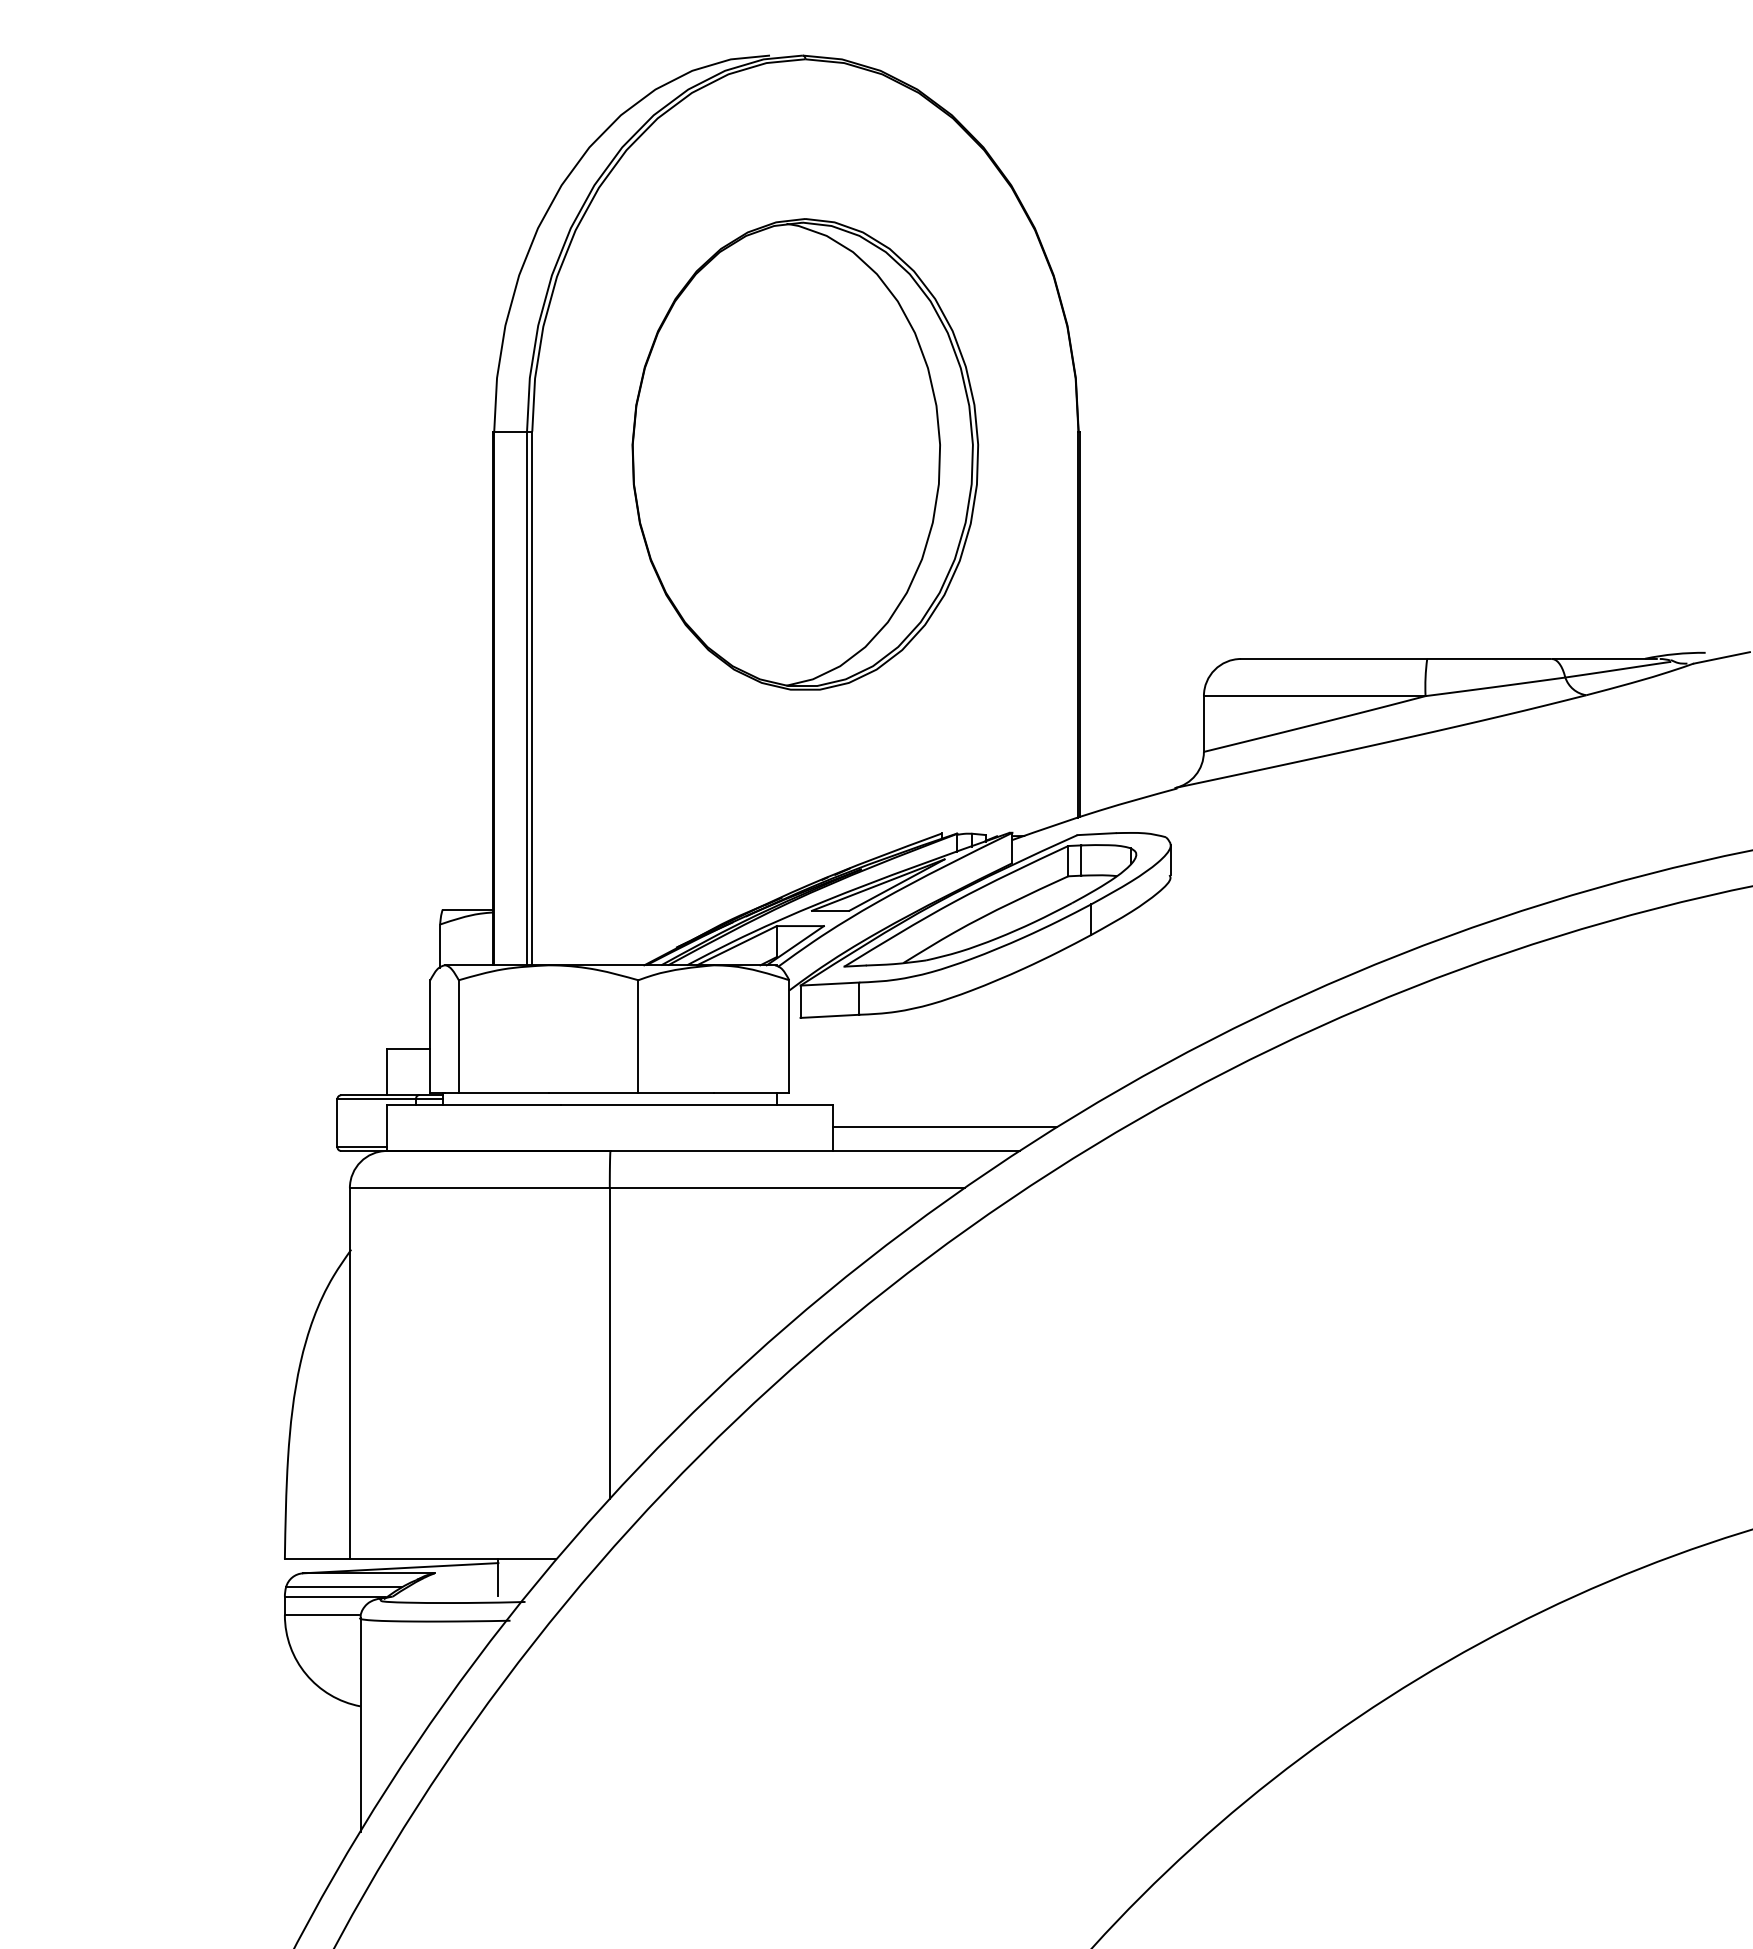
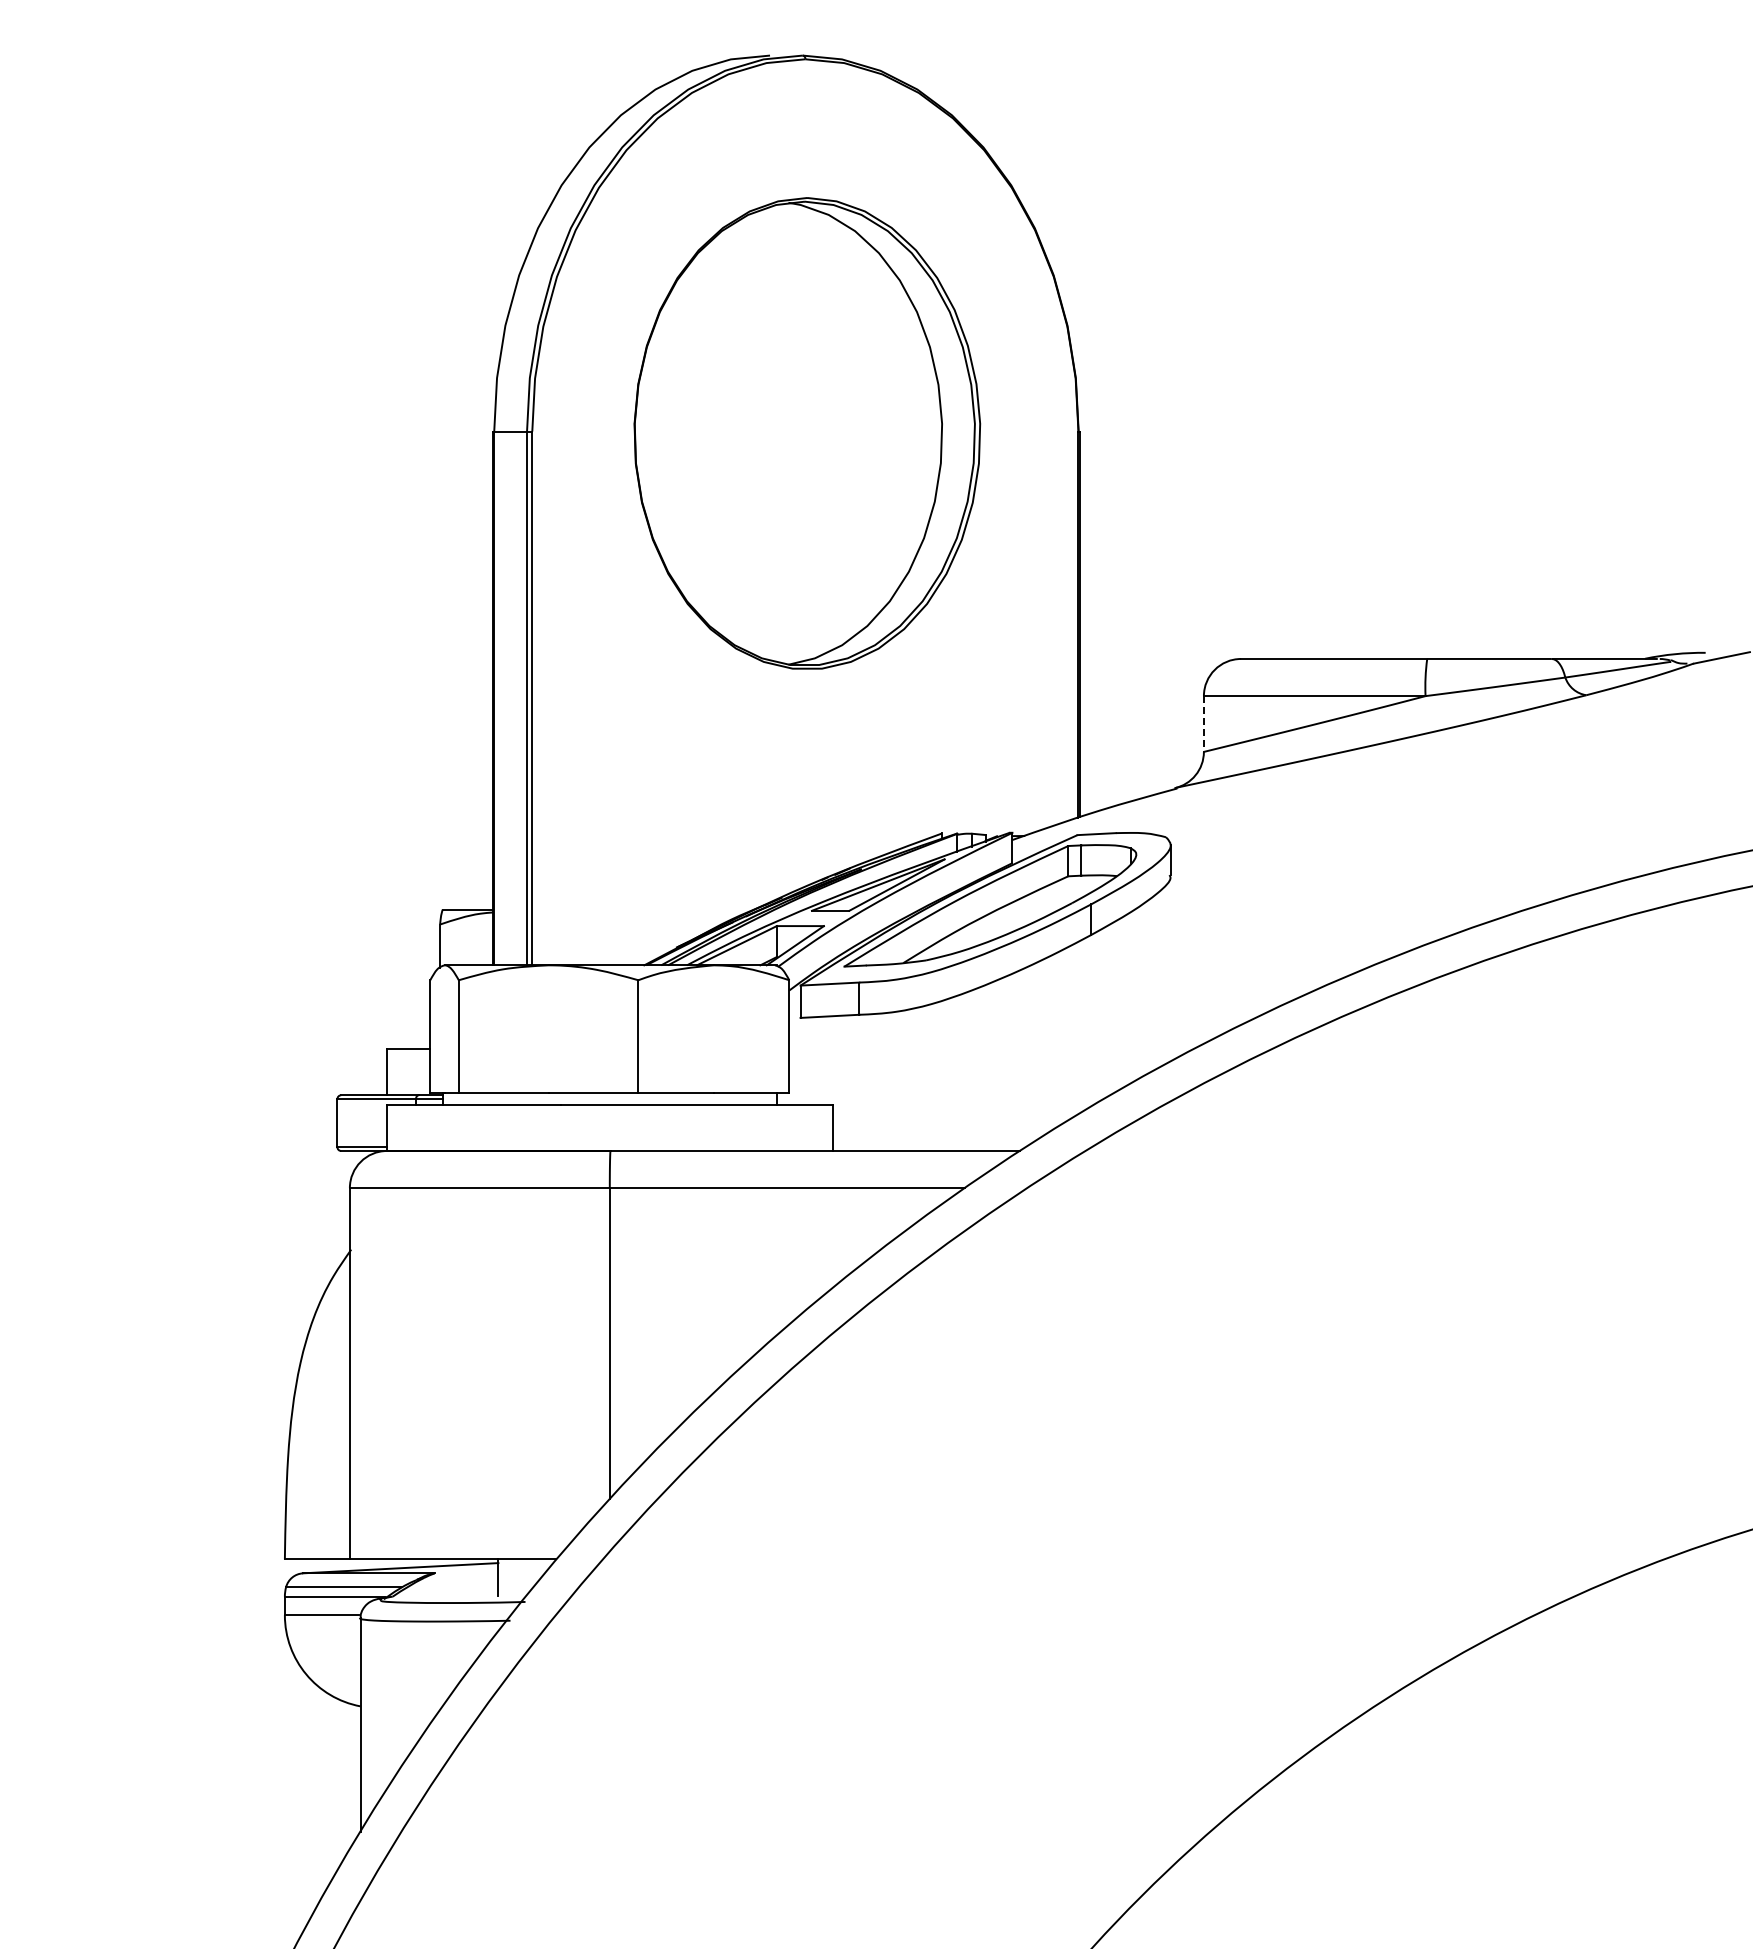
part position: (805, 454) -> (807, 433) (807, 433)
line: solid -> dashed (1203, 724)
line: present -> none (944, 1127)
